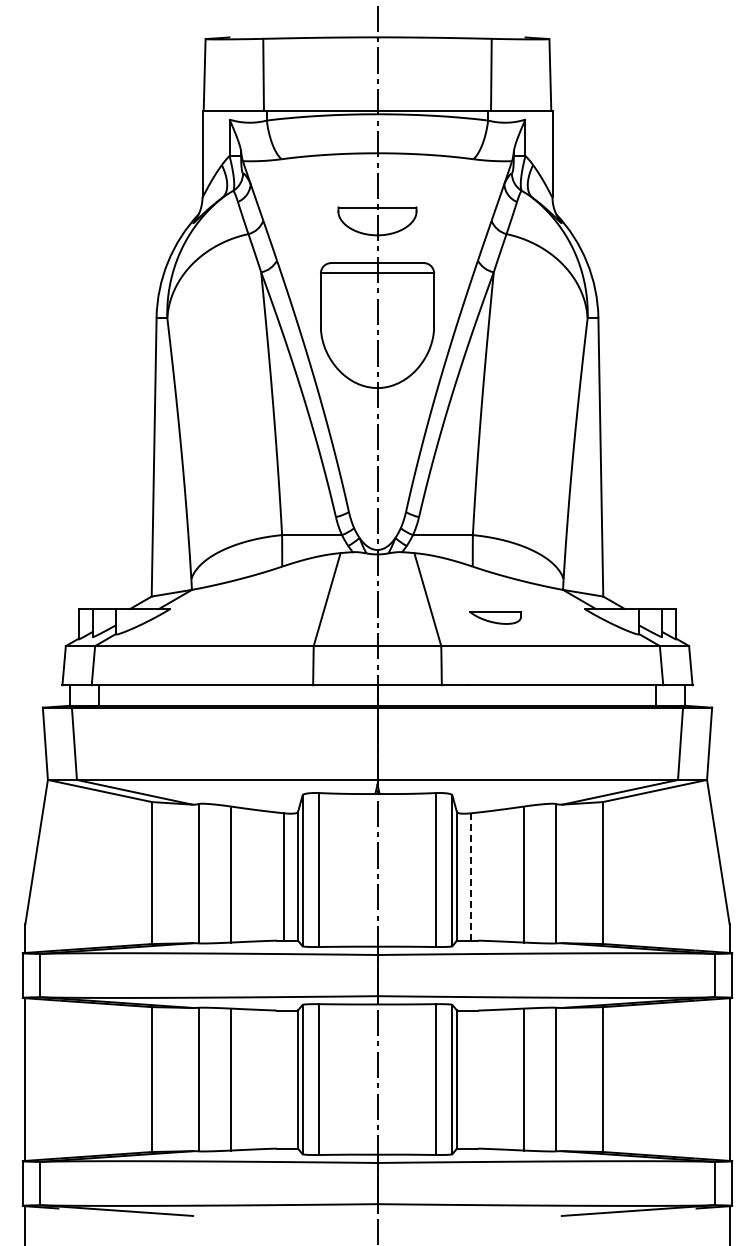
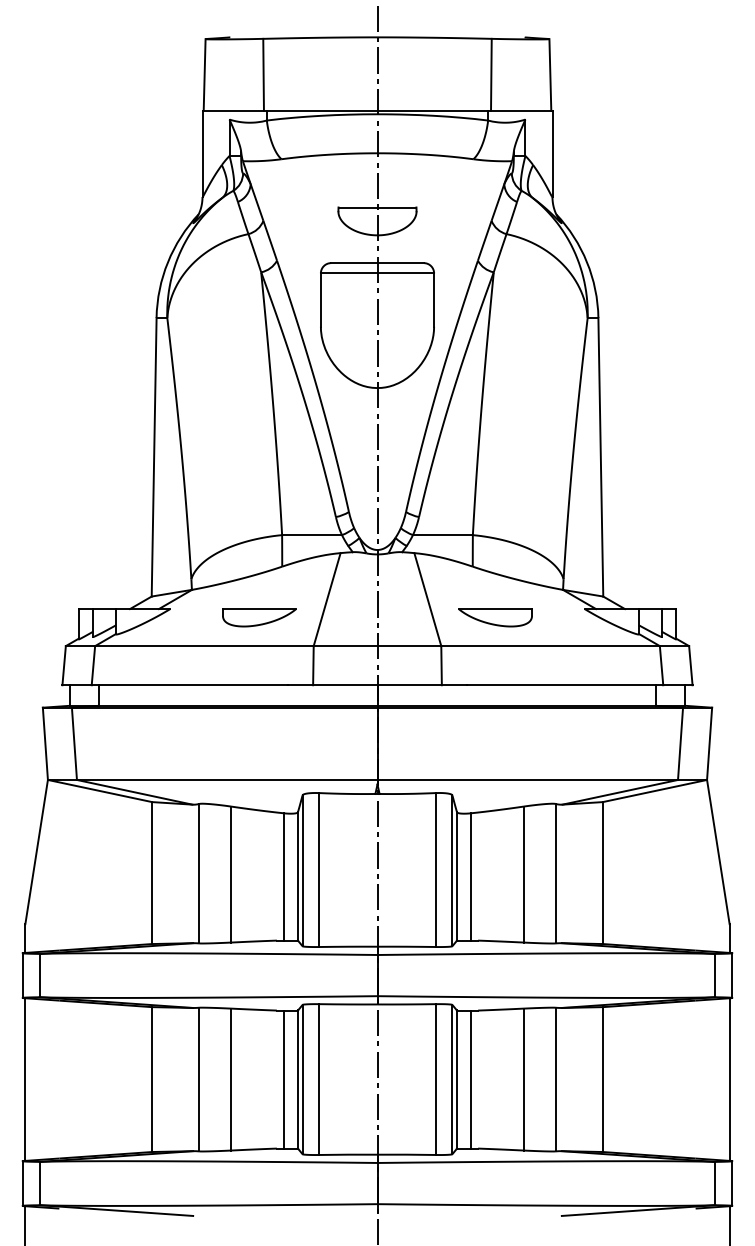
part: none -> present (259, 617)
part size: 53x14 px -> 75x20 px (495, 617)
line: dashed -> solid (471, 876)
line: none -> present (283, 1079)
line: none -> present (471, 1079)
